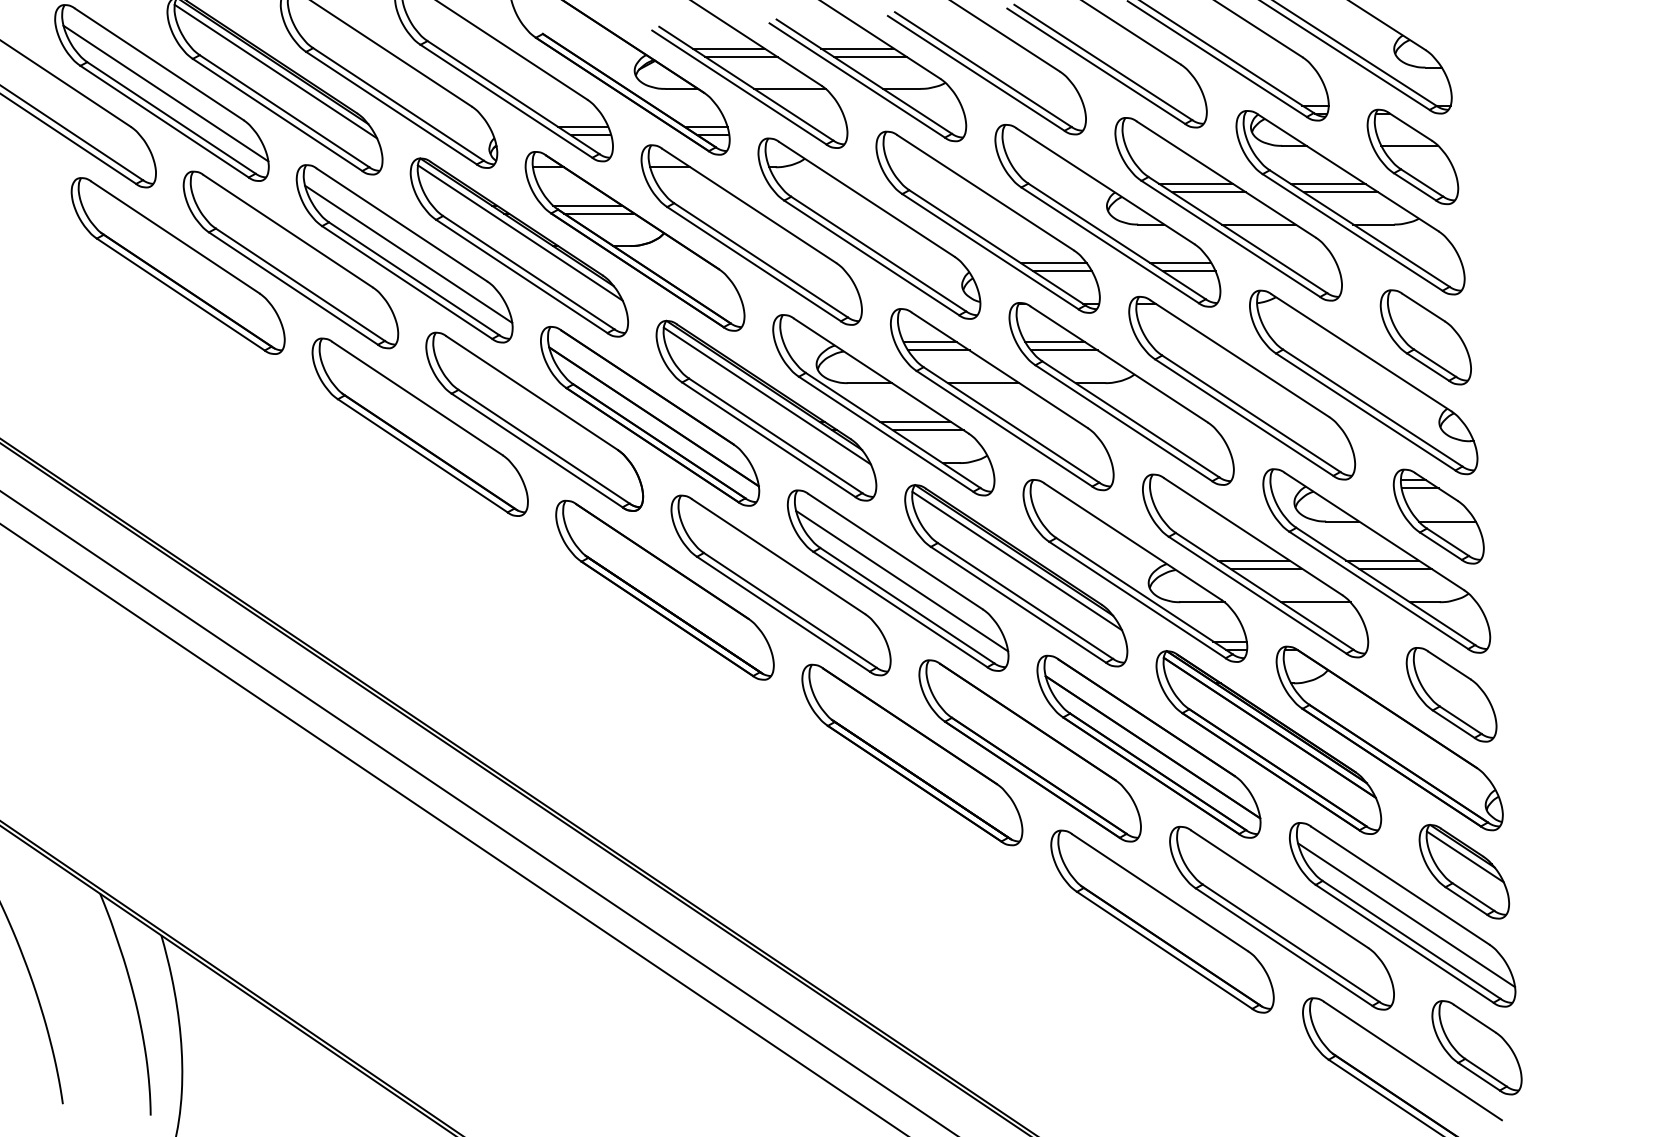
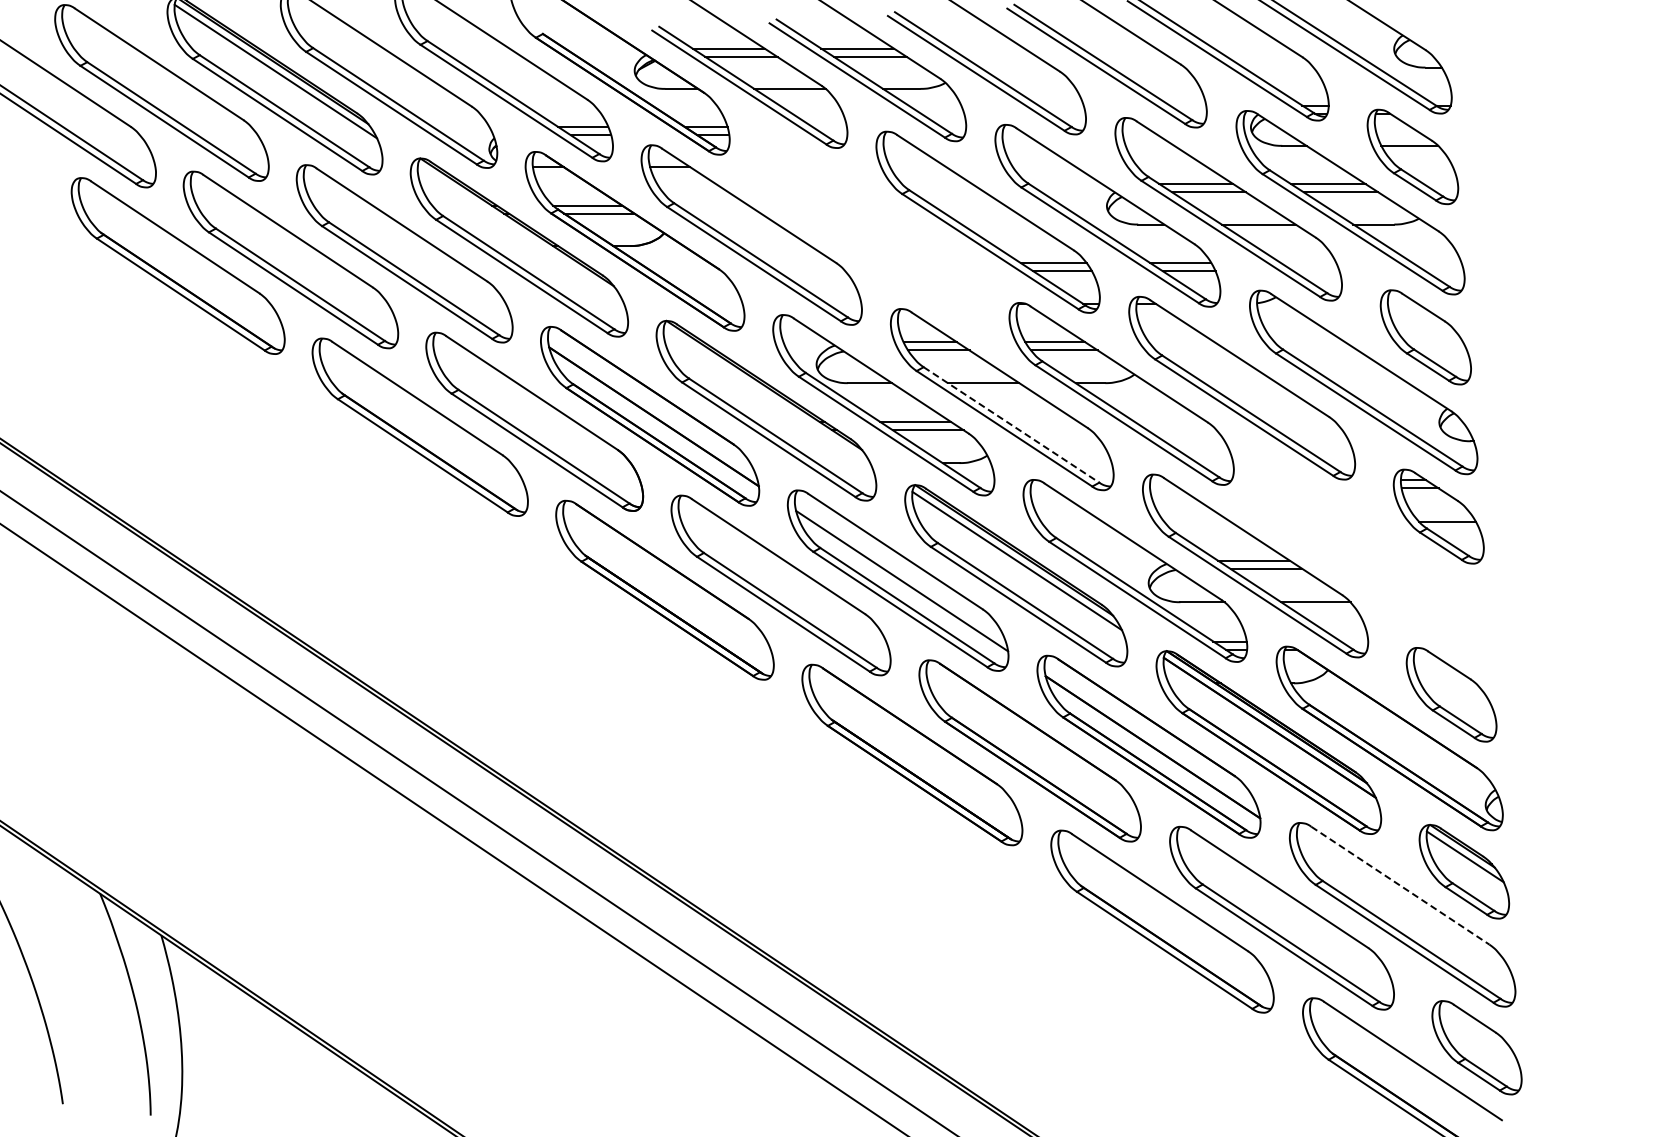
line: present -> none (165, 93)
part: present -> none (869, 228)
line: present -> none (519, 232)
line: present -> none (408, 253)
line: present -> none (766, 395)
line: solid -> dashed (1011, 425)
part: present -> none (1376, 560)
line: solid -> dashed (1400, 885)
line: present -> none (1406, 915)
